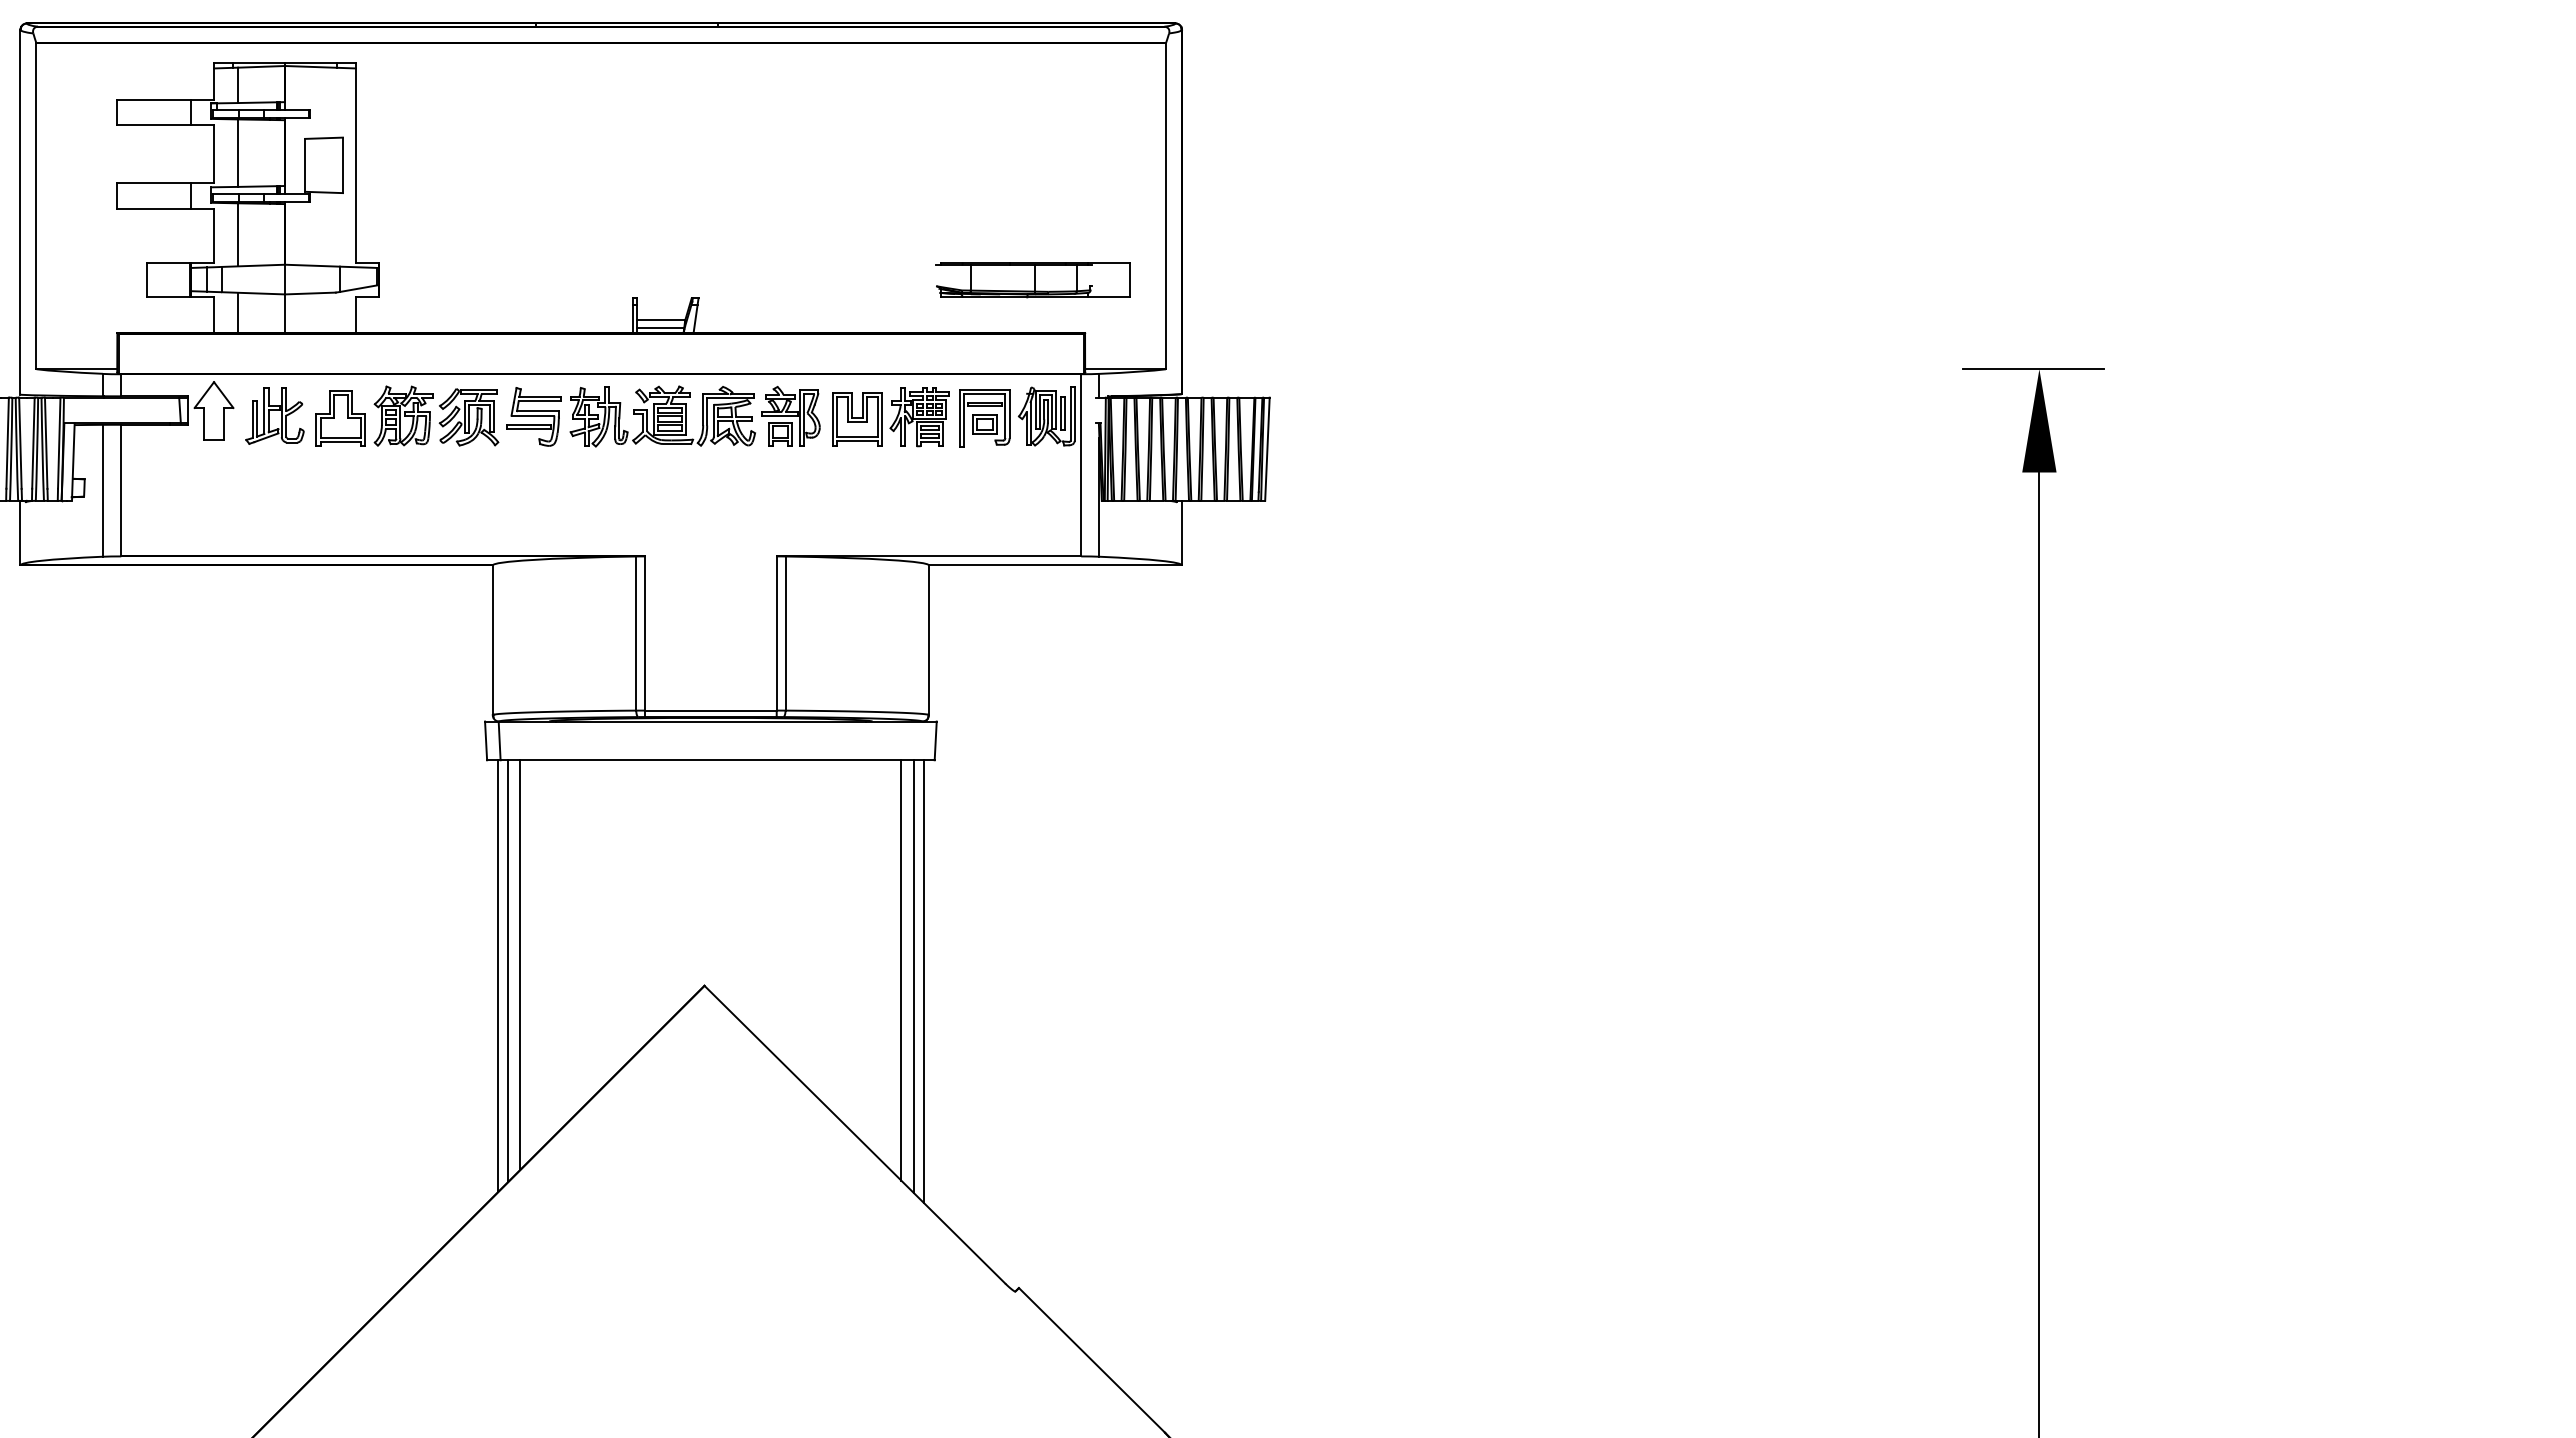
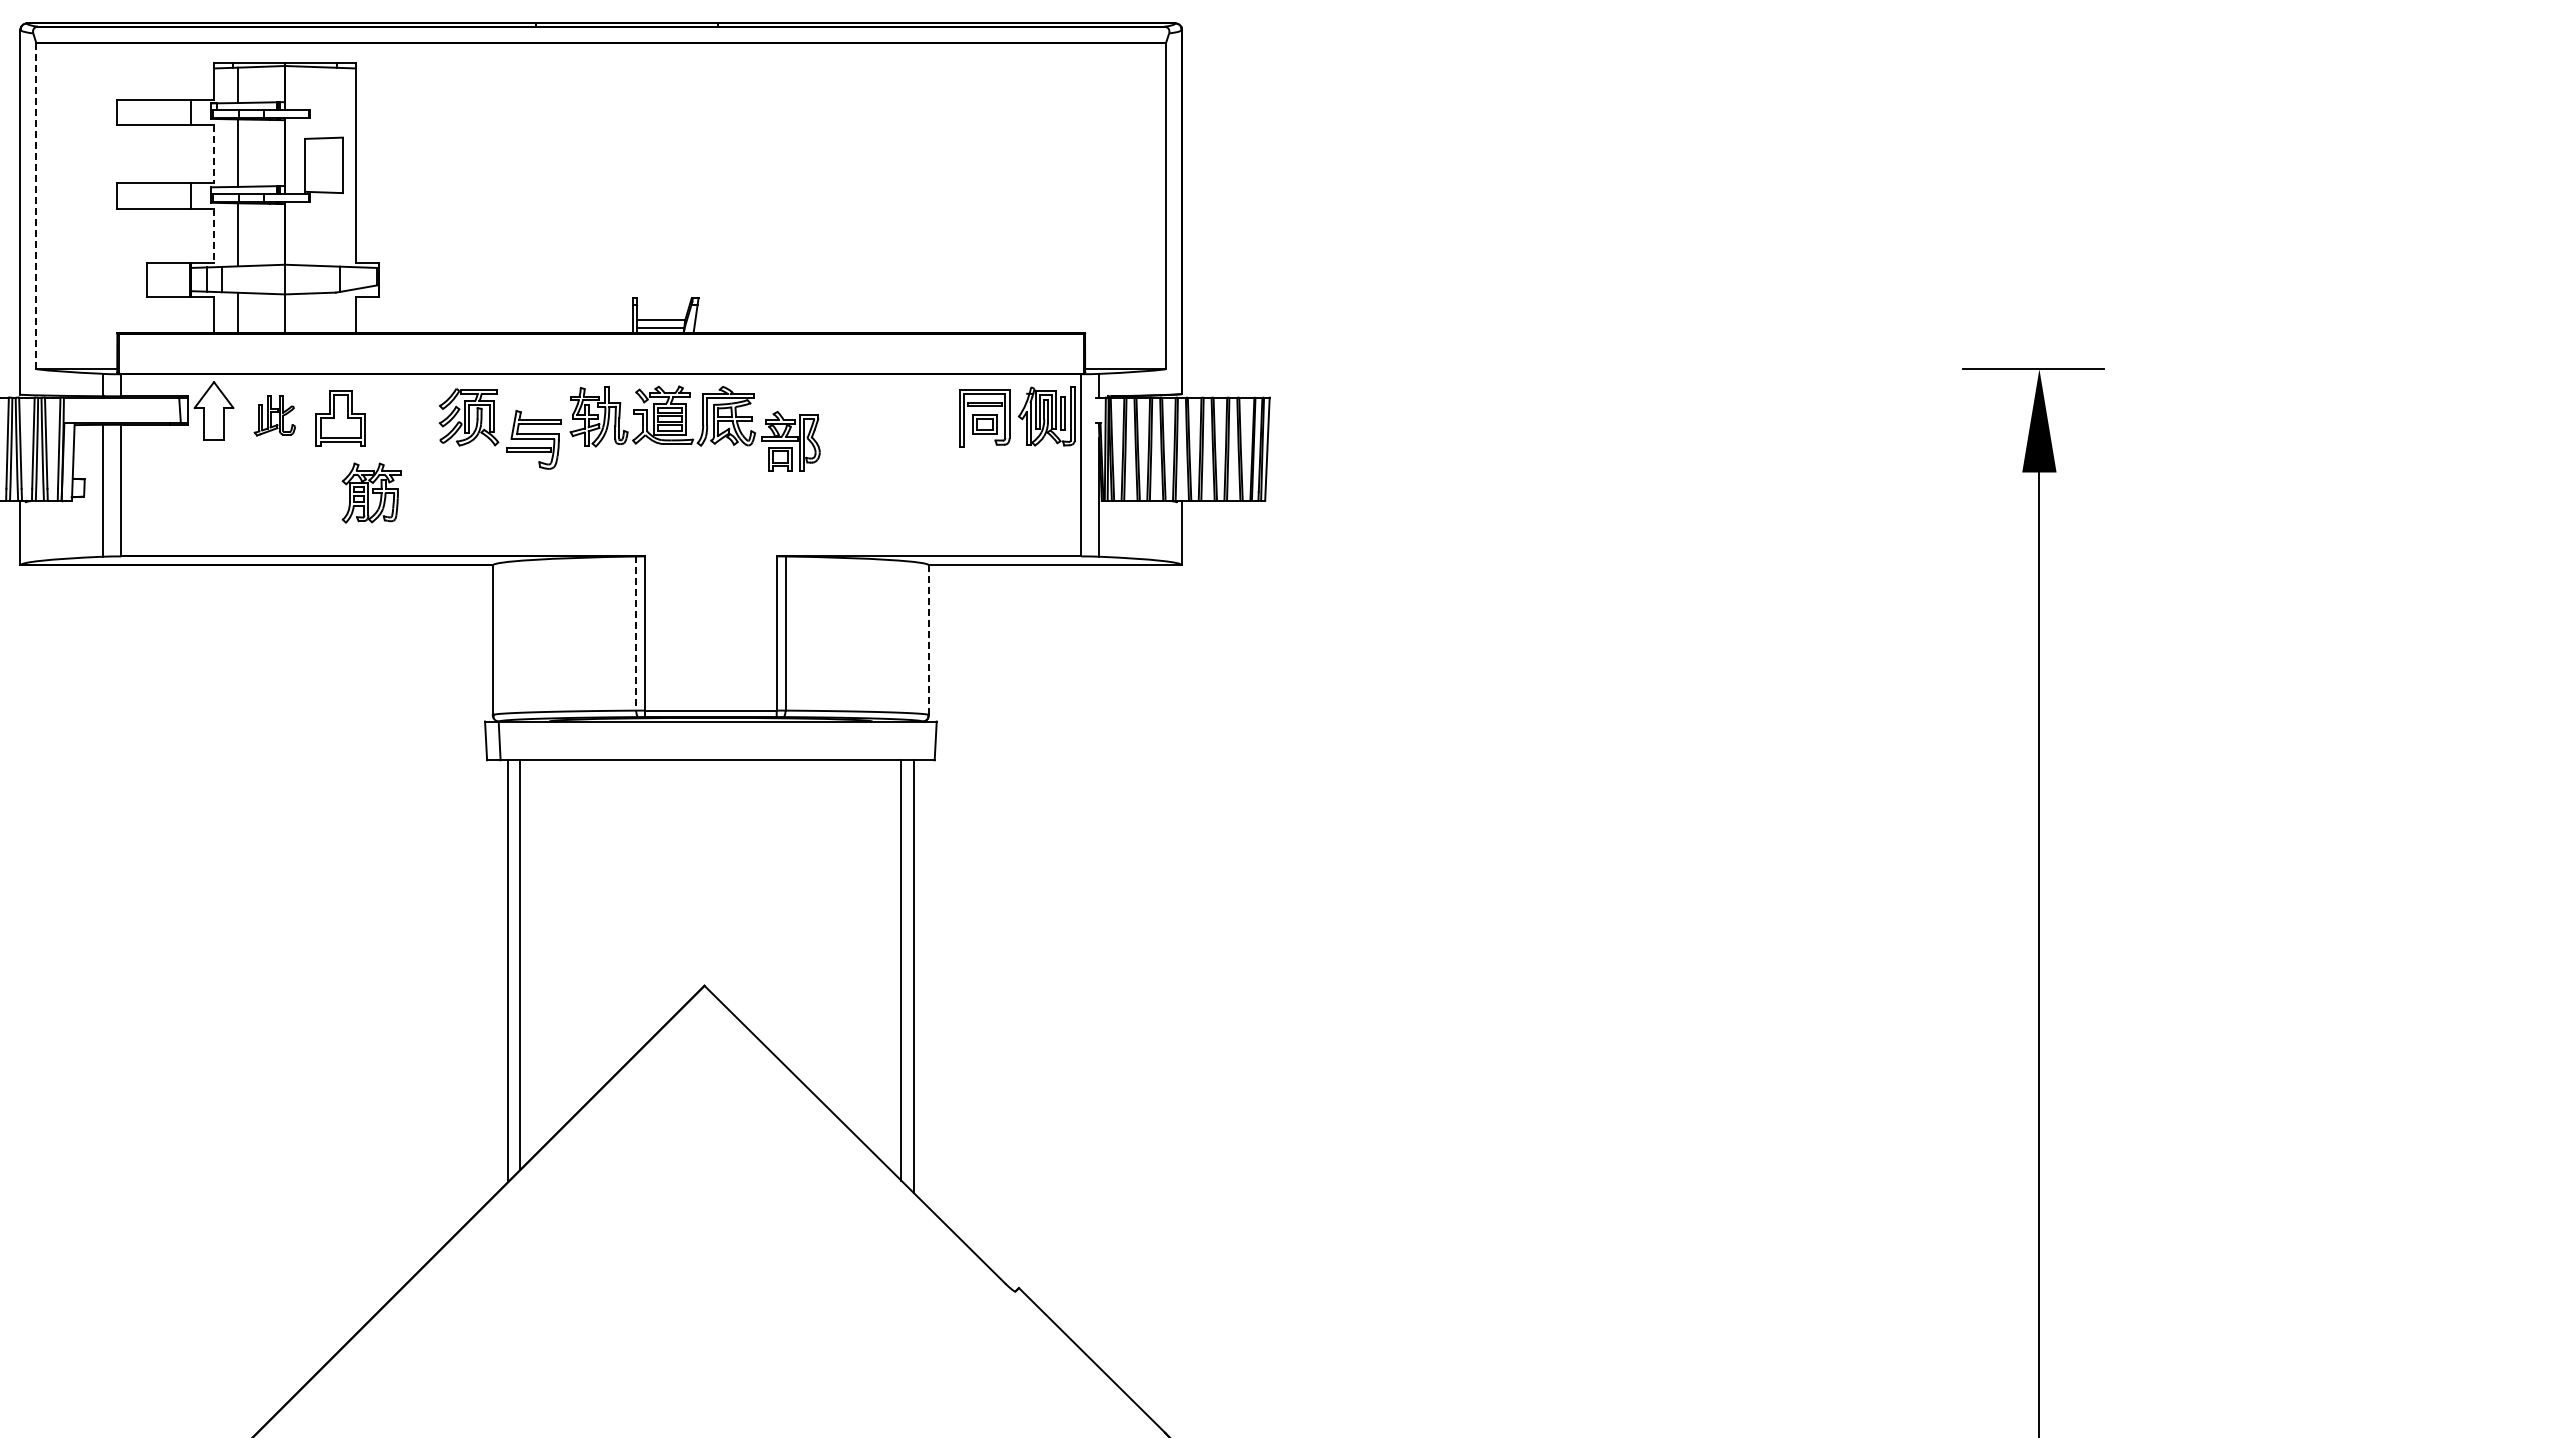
line: solid -> dashed (214, 154)
line: solid -> dashed (36, 206)
line: solid -> dashed (214, 236)
part: present -> none (1032, 280)
part size: 60x58 px -> 43x42 px (274, 415)
part position: (403, 415) -> (371, 492) (371, 492)
part position: (790, 415) -> (790, 440) (790, 440)
part position: (533, 416) -> (533, 439) (533, 439)
part: present -> none (890, 417)
line: solid -> dashed (636, 634)
line: solid -> dashed (928, 640)
line: present -> none (497, 976)
line: present -> none (923, 981)
